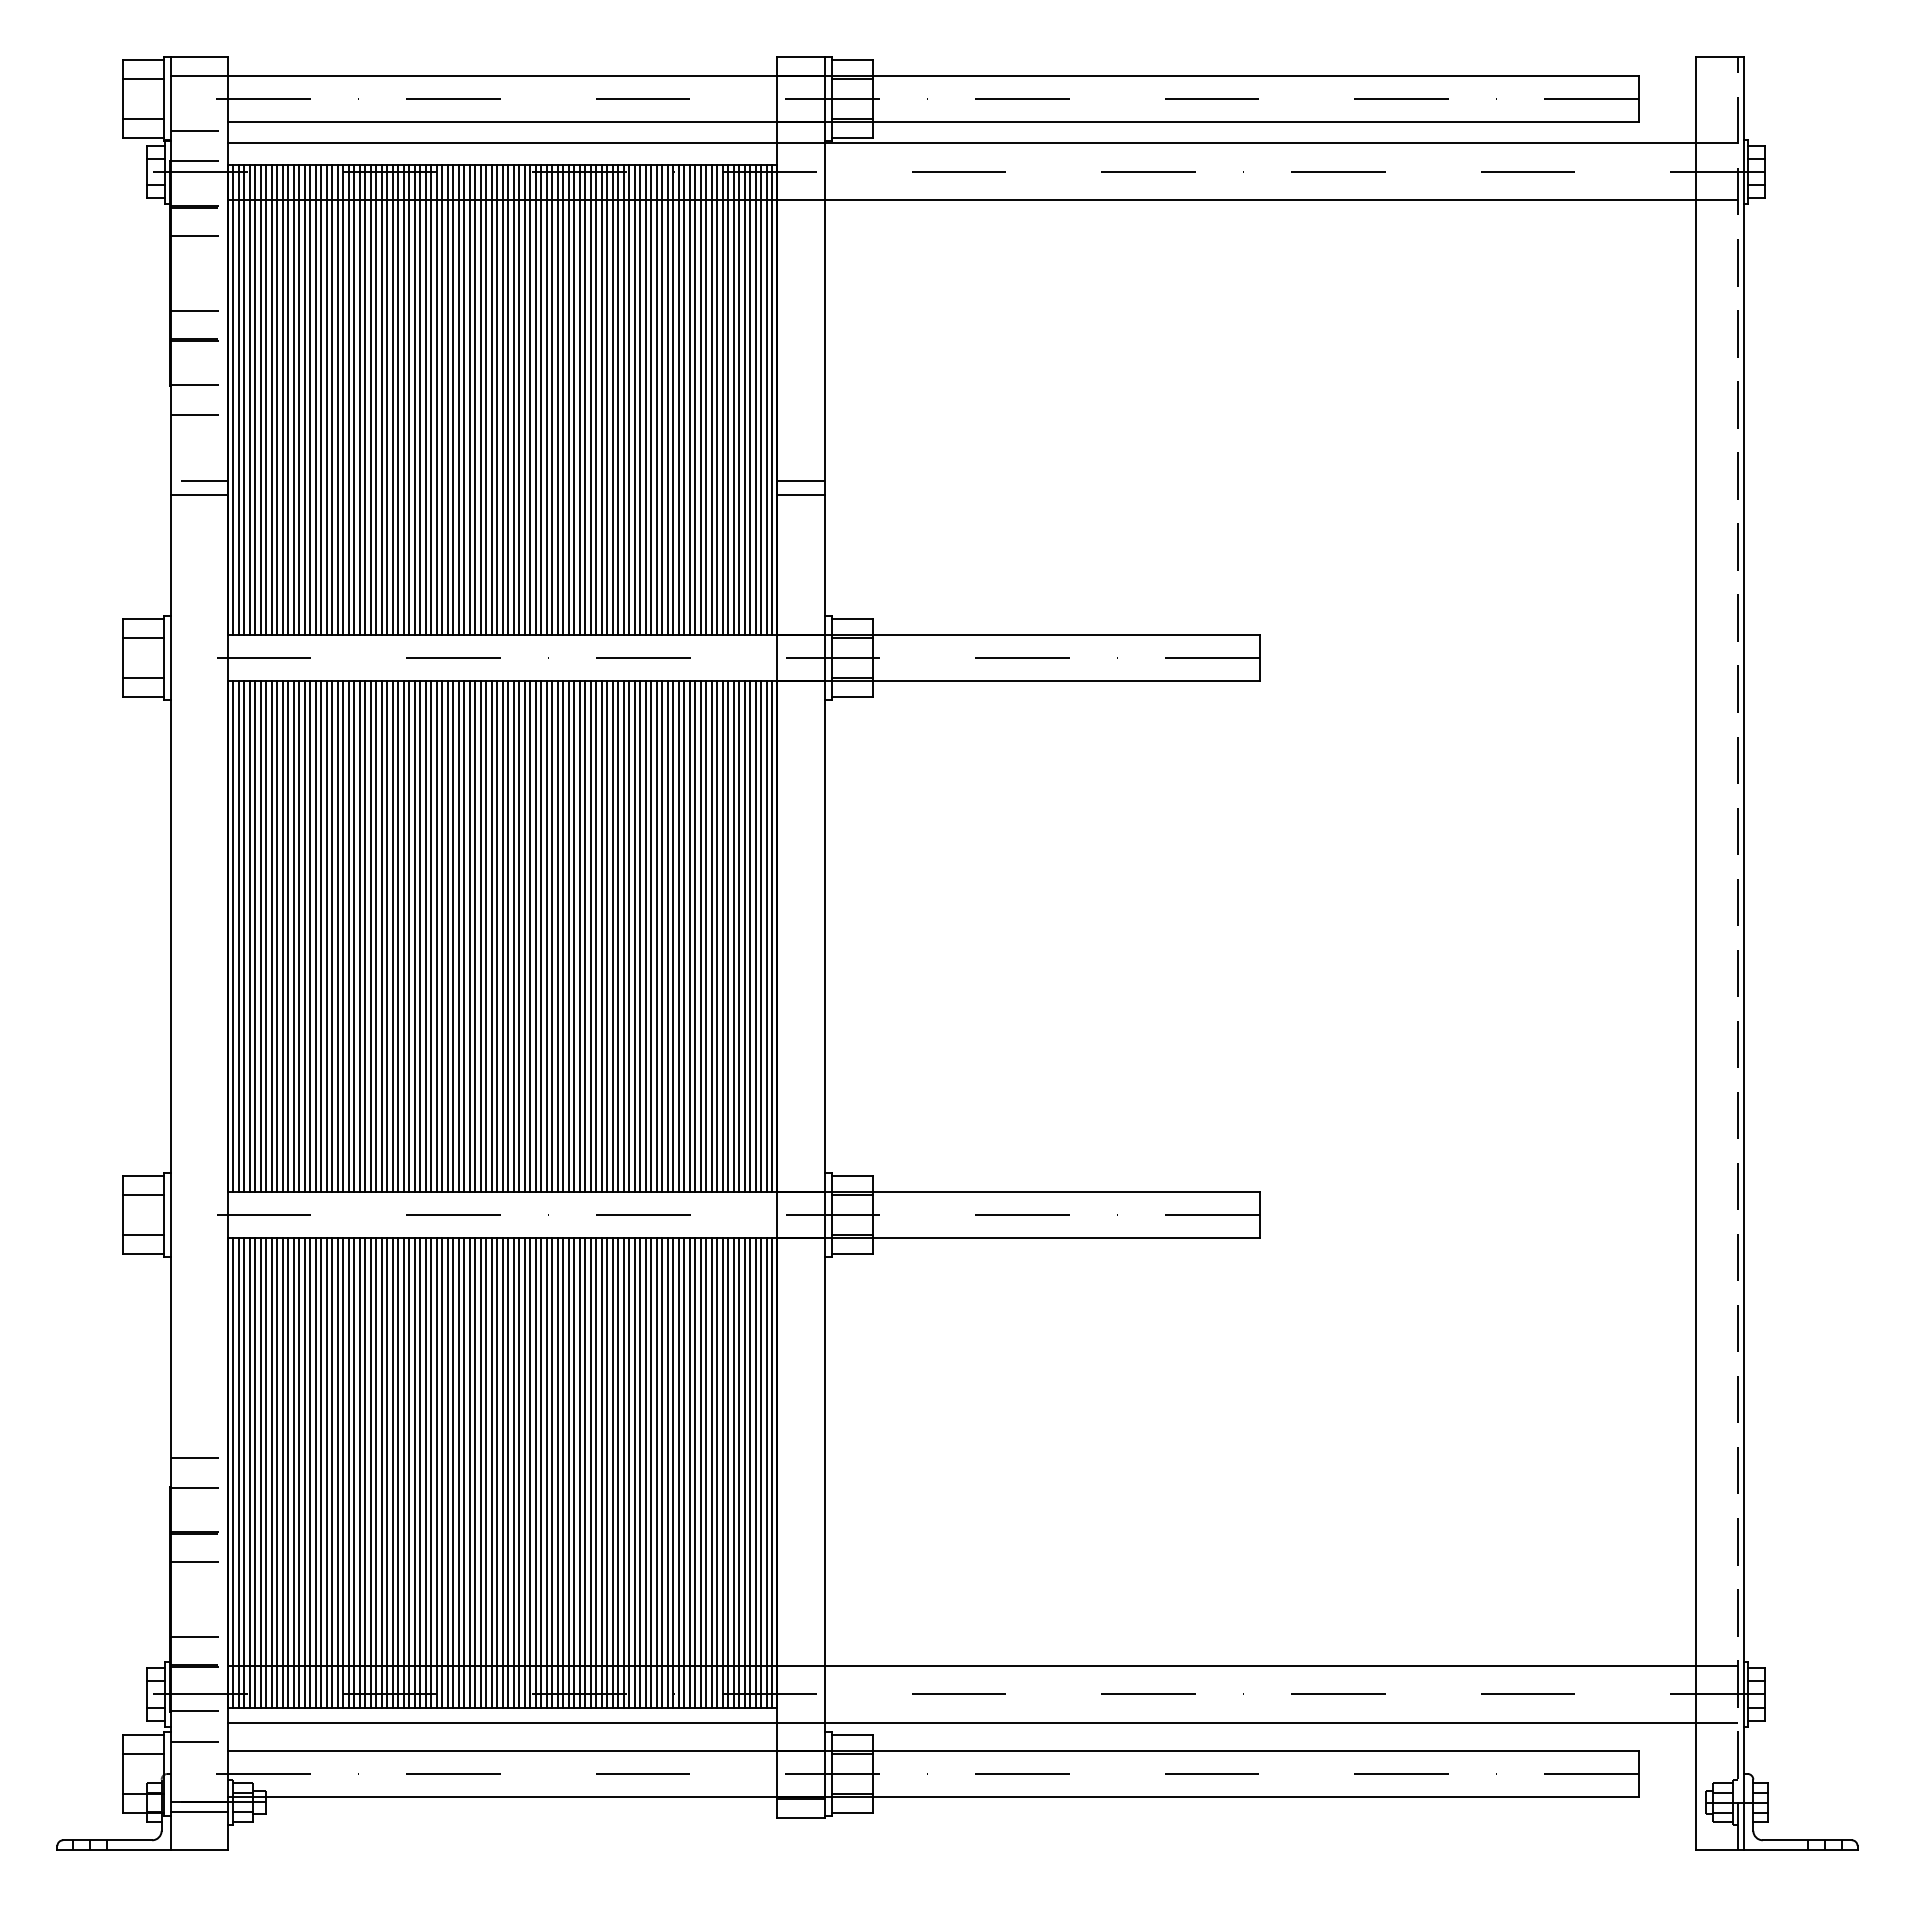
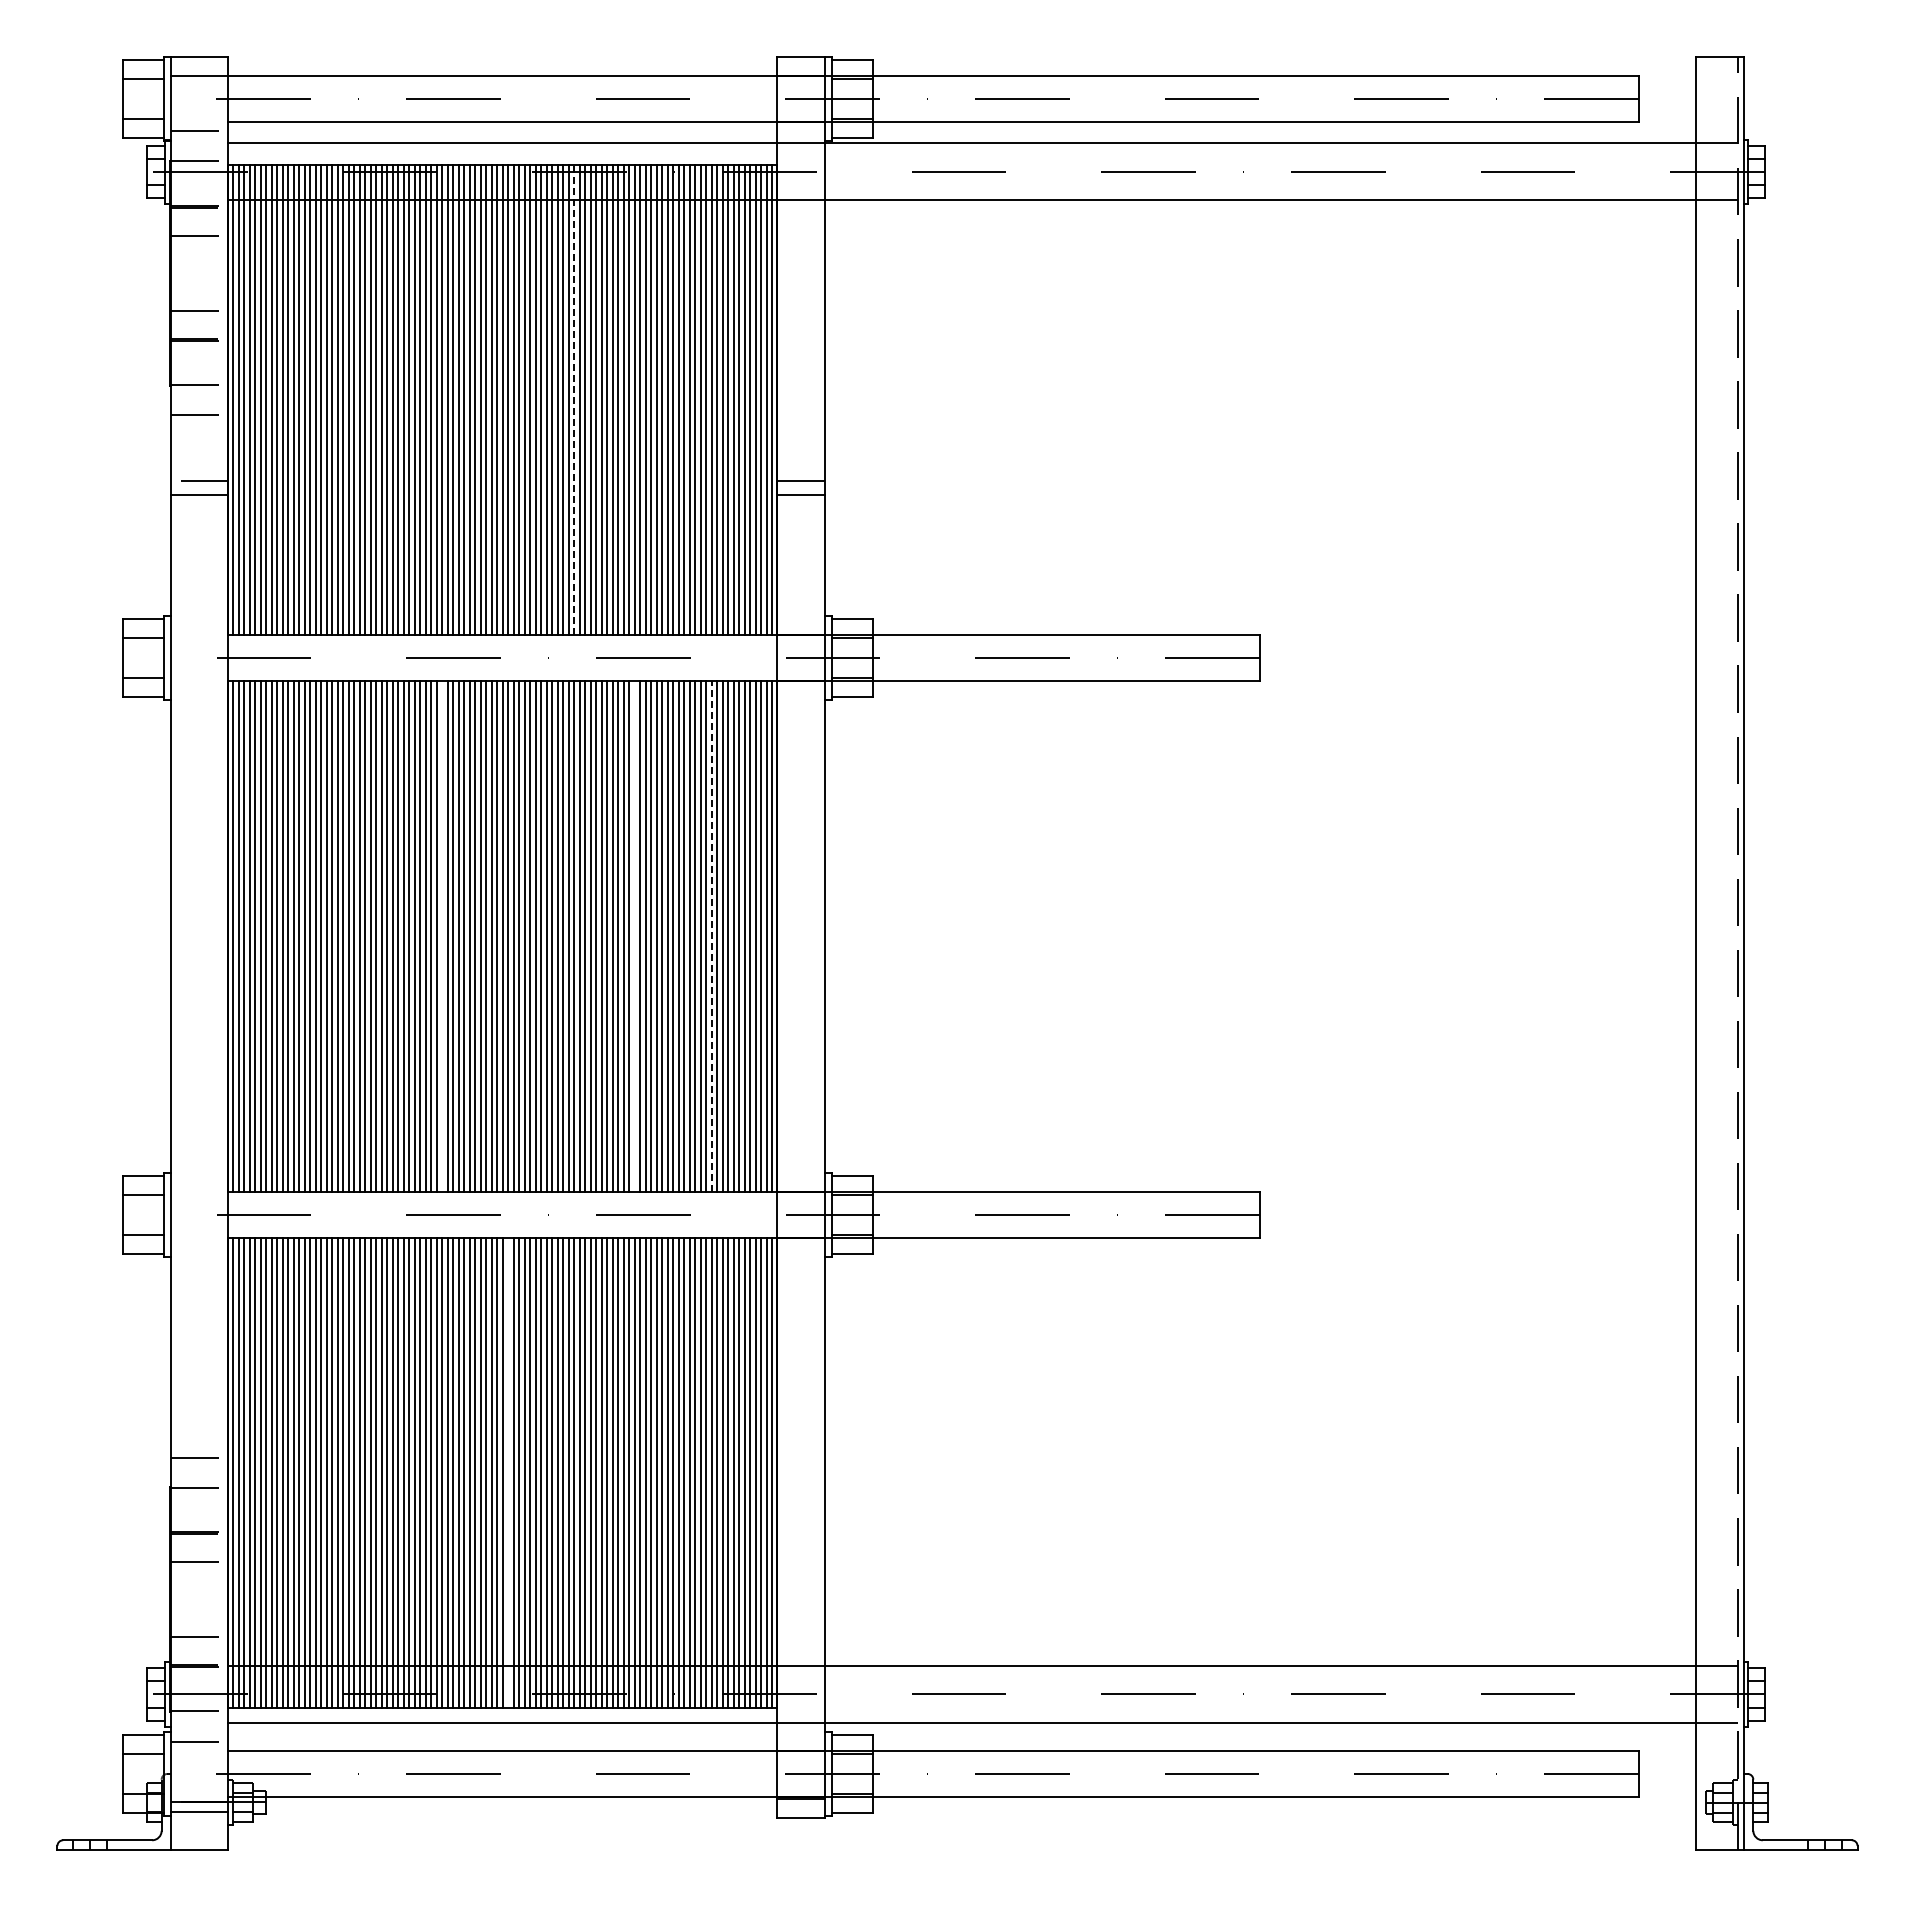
line: solid -> dashed (574, 400)
line: present -> none (442, 936)
line: present -> none (634, 936)
line: solid -> dashed (711, 936)
line: present -> none (508, 1472)
